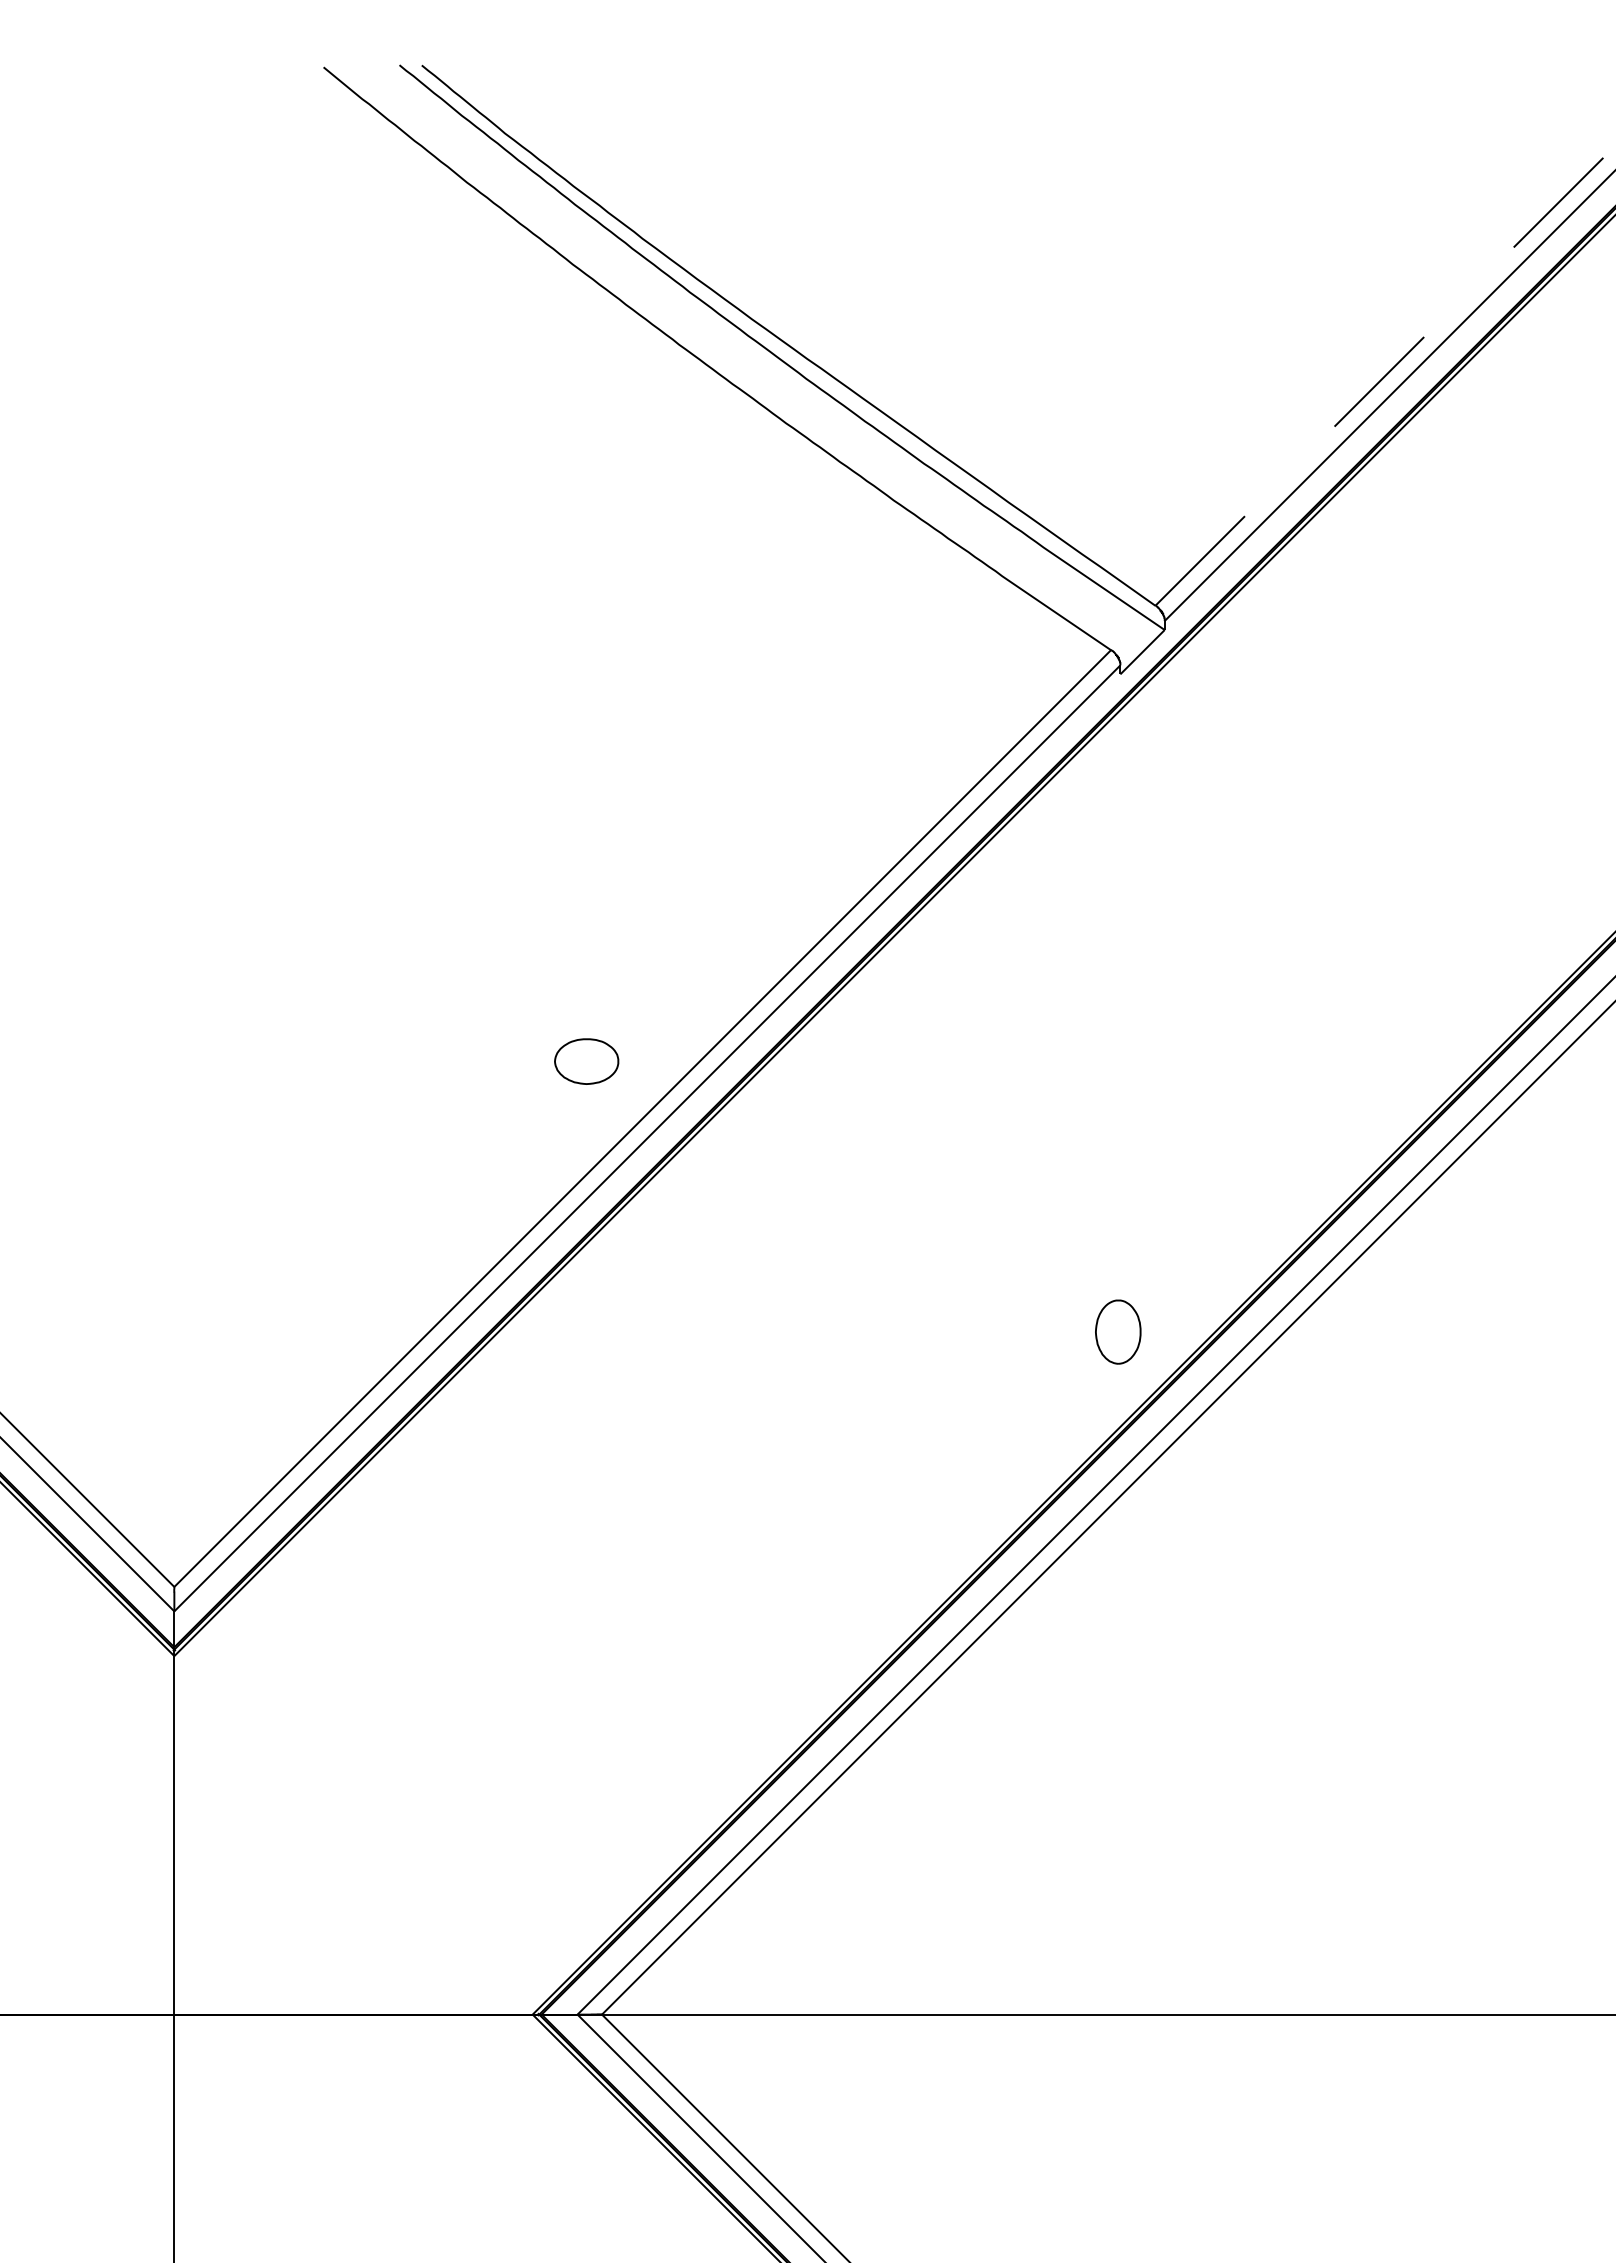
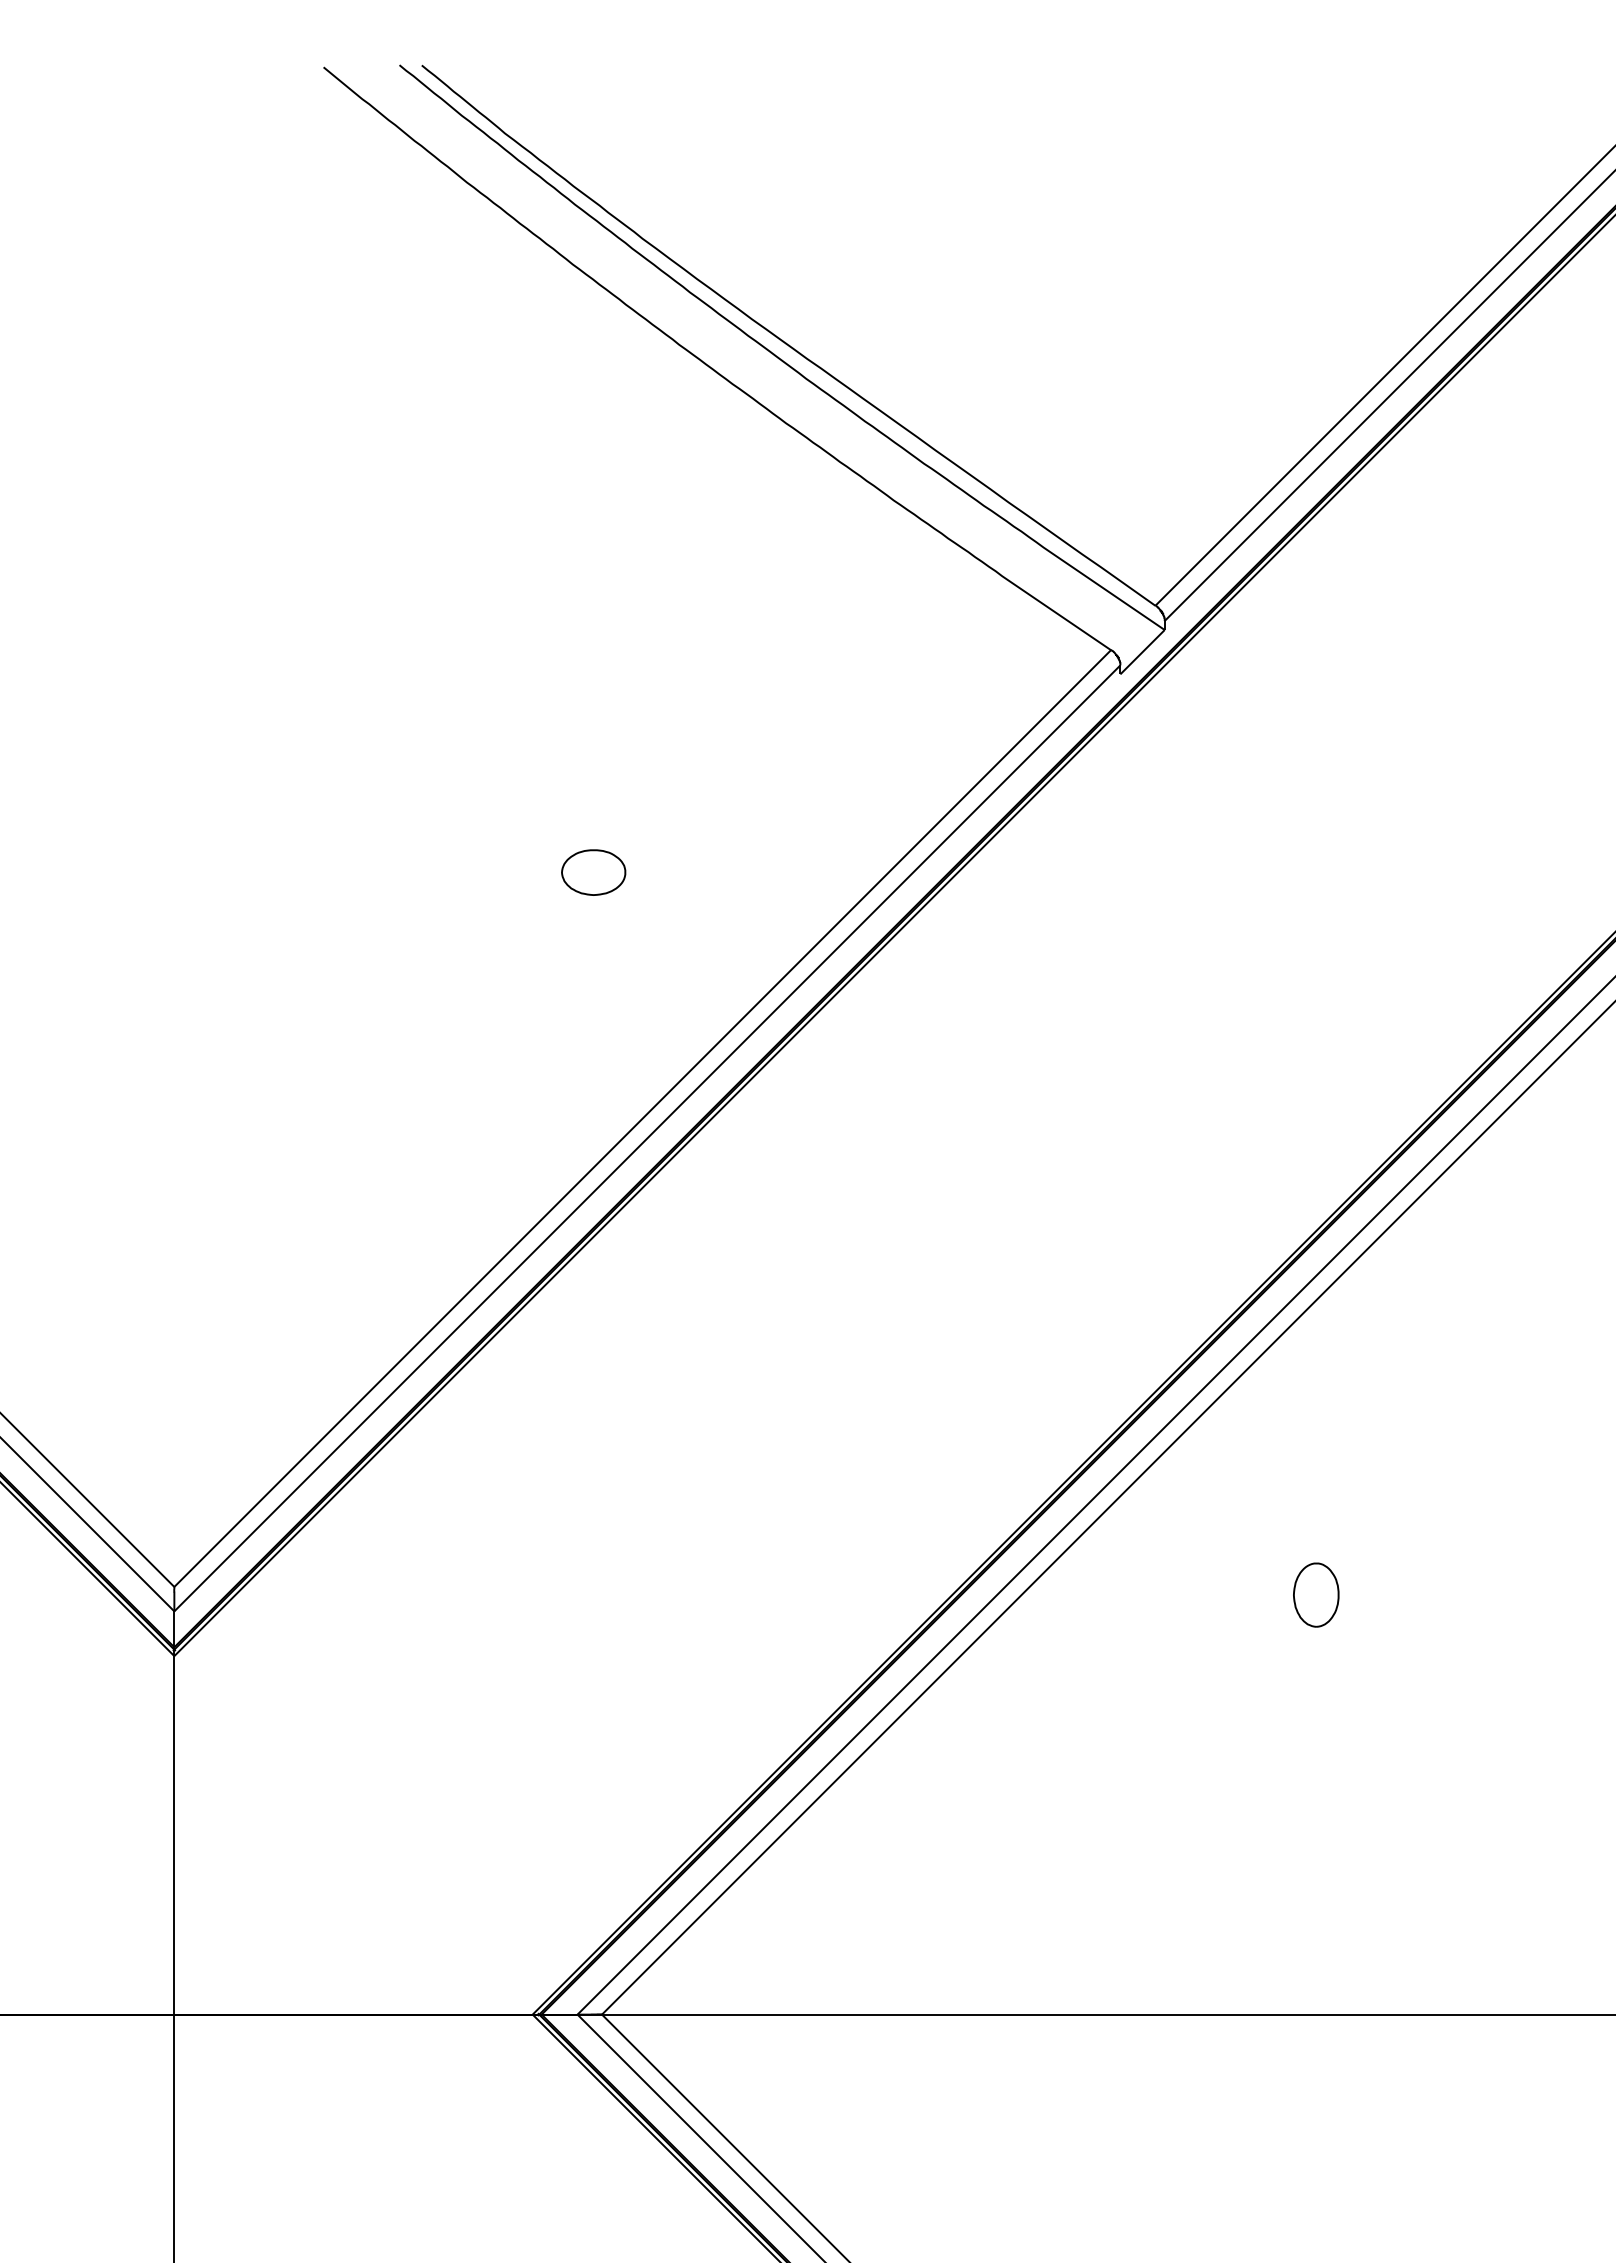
line: dashed -> solid (1385, 375)
part position: (586, 1061) -> (593, 872) (593, 872)
part position: (1118, 1331) -> (1316, 1594) (1316, 1594)
